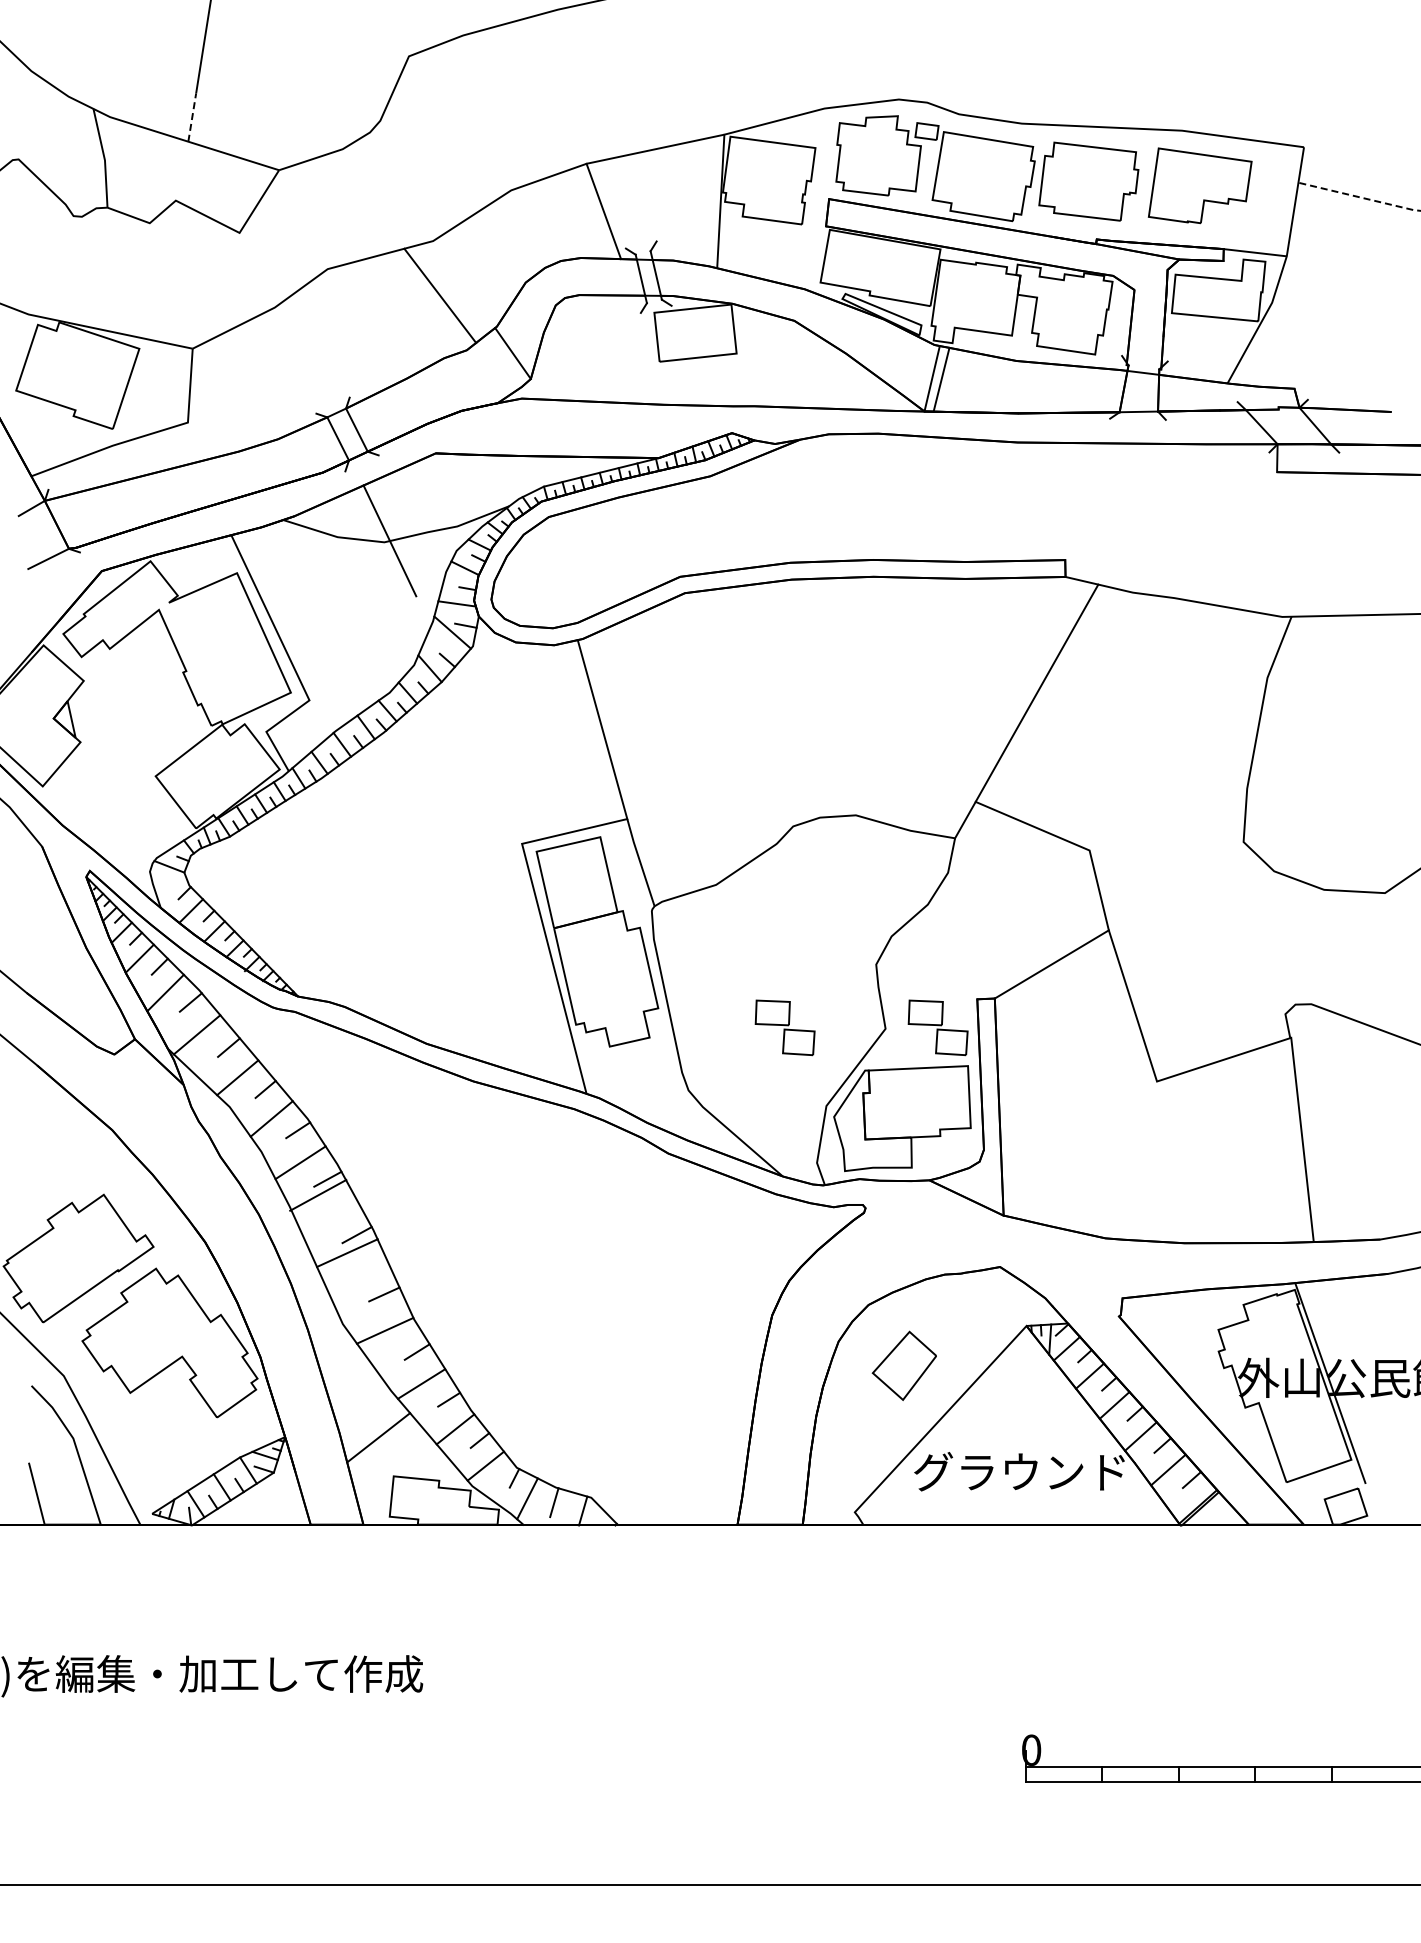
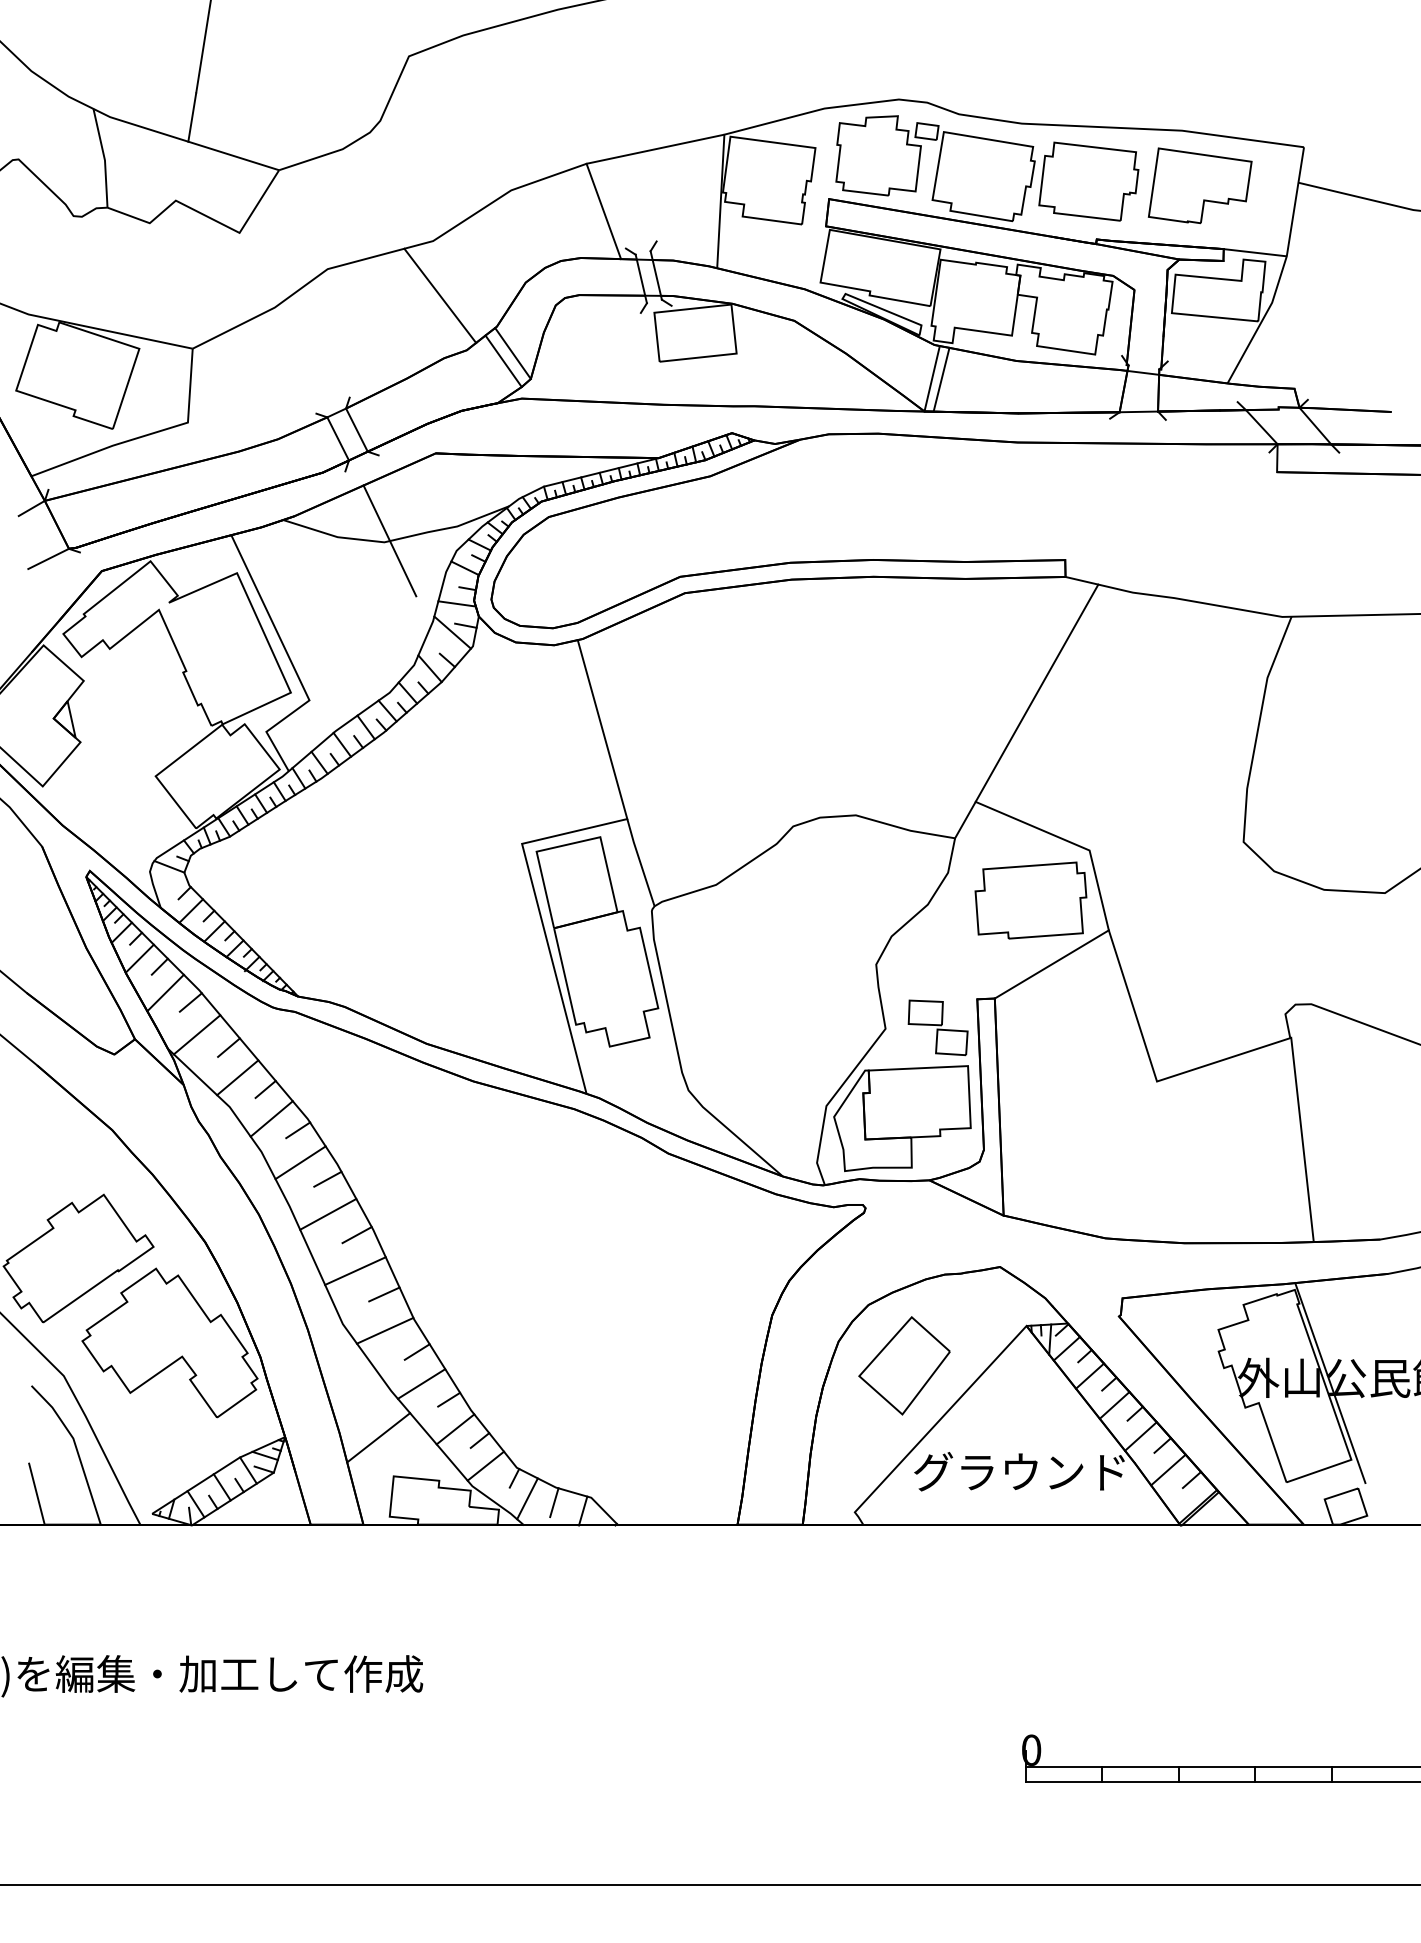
line: dashed -> solid (192, 117)
line: dashed -> solid (1359, 197)
line: none -> present (503, 361)
part: none -> present (1030, 900)
part: present -> none (784, 1027)
line position: (318, 1194) -> (328, 1213) (328, 1213)
line position: (347, 1252) -> (355, 1270) (355, 1270)
part size: 66x71 px -> 93x100 px (904, 1365)
